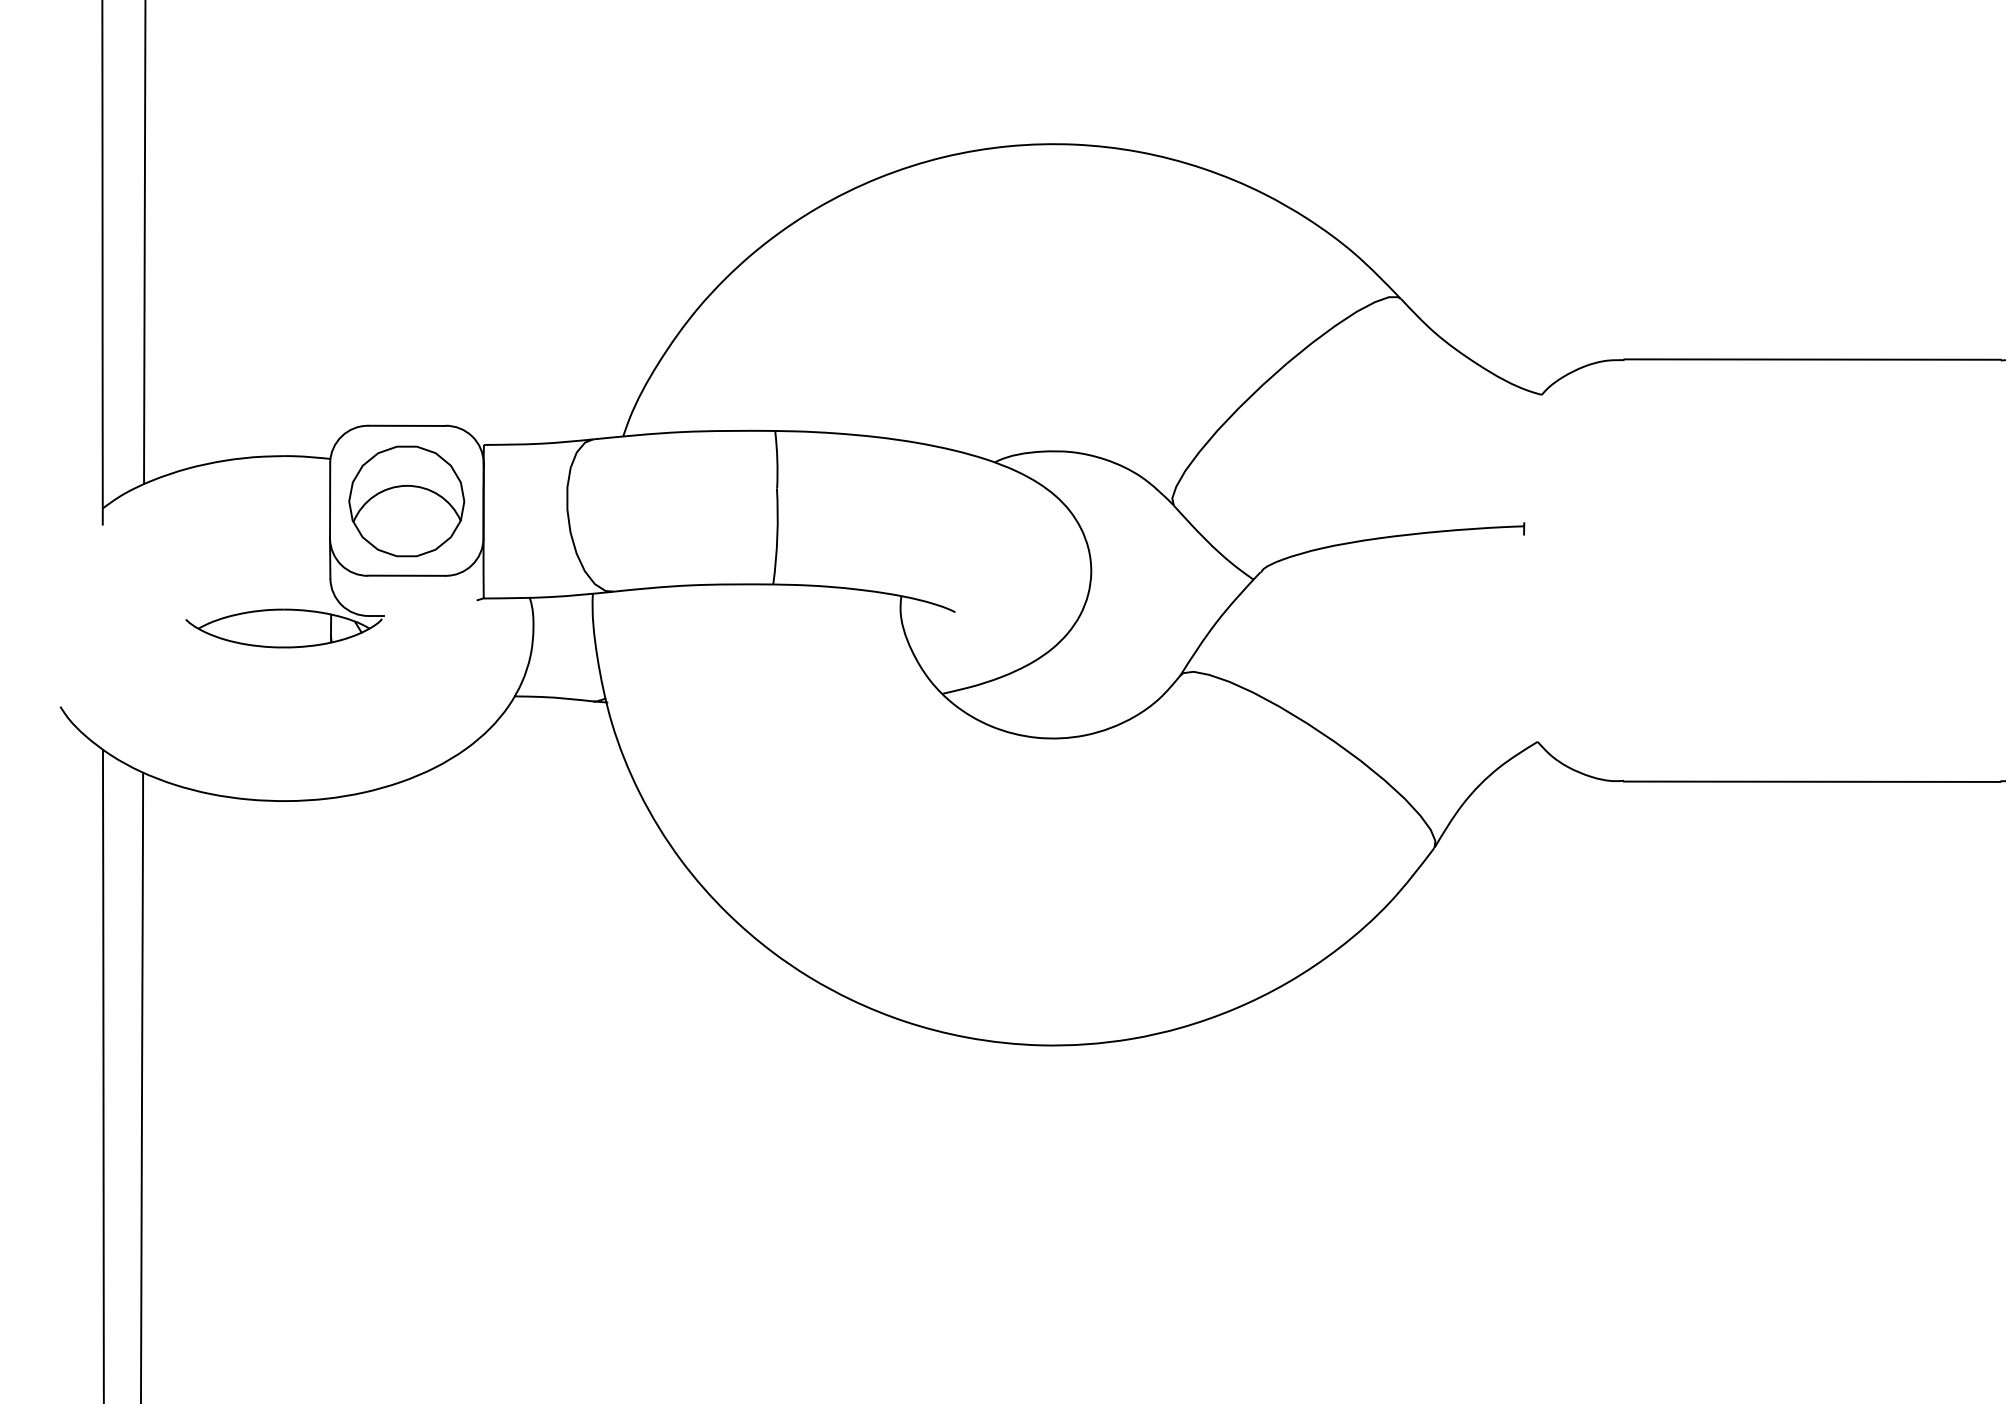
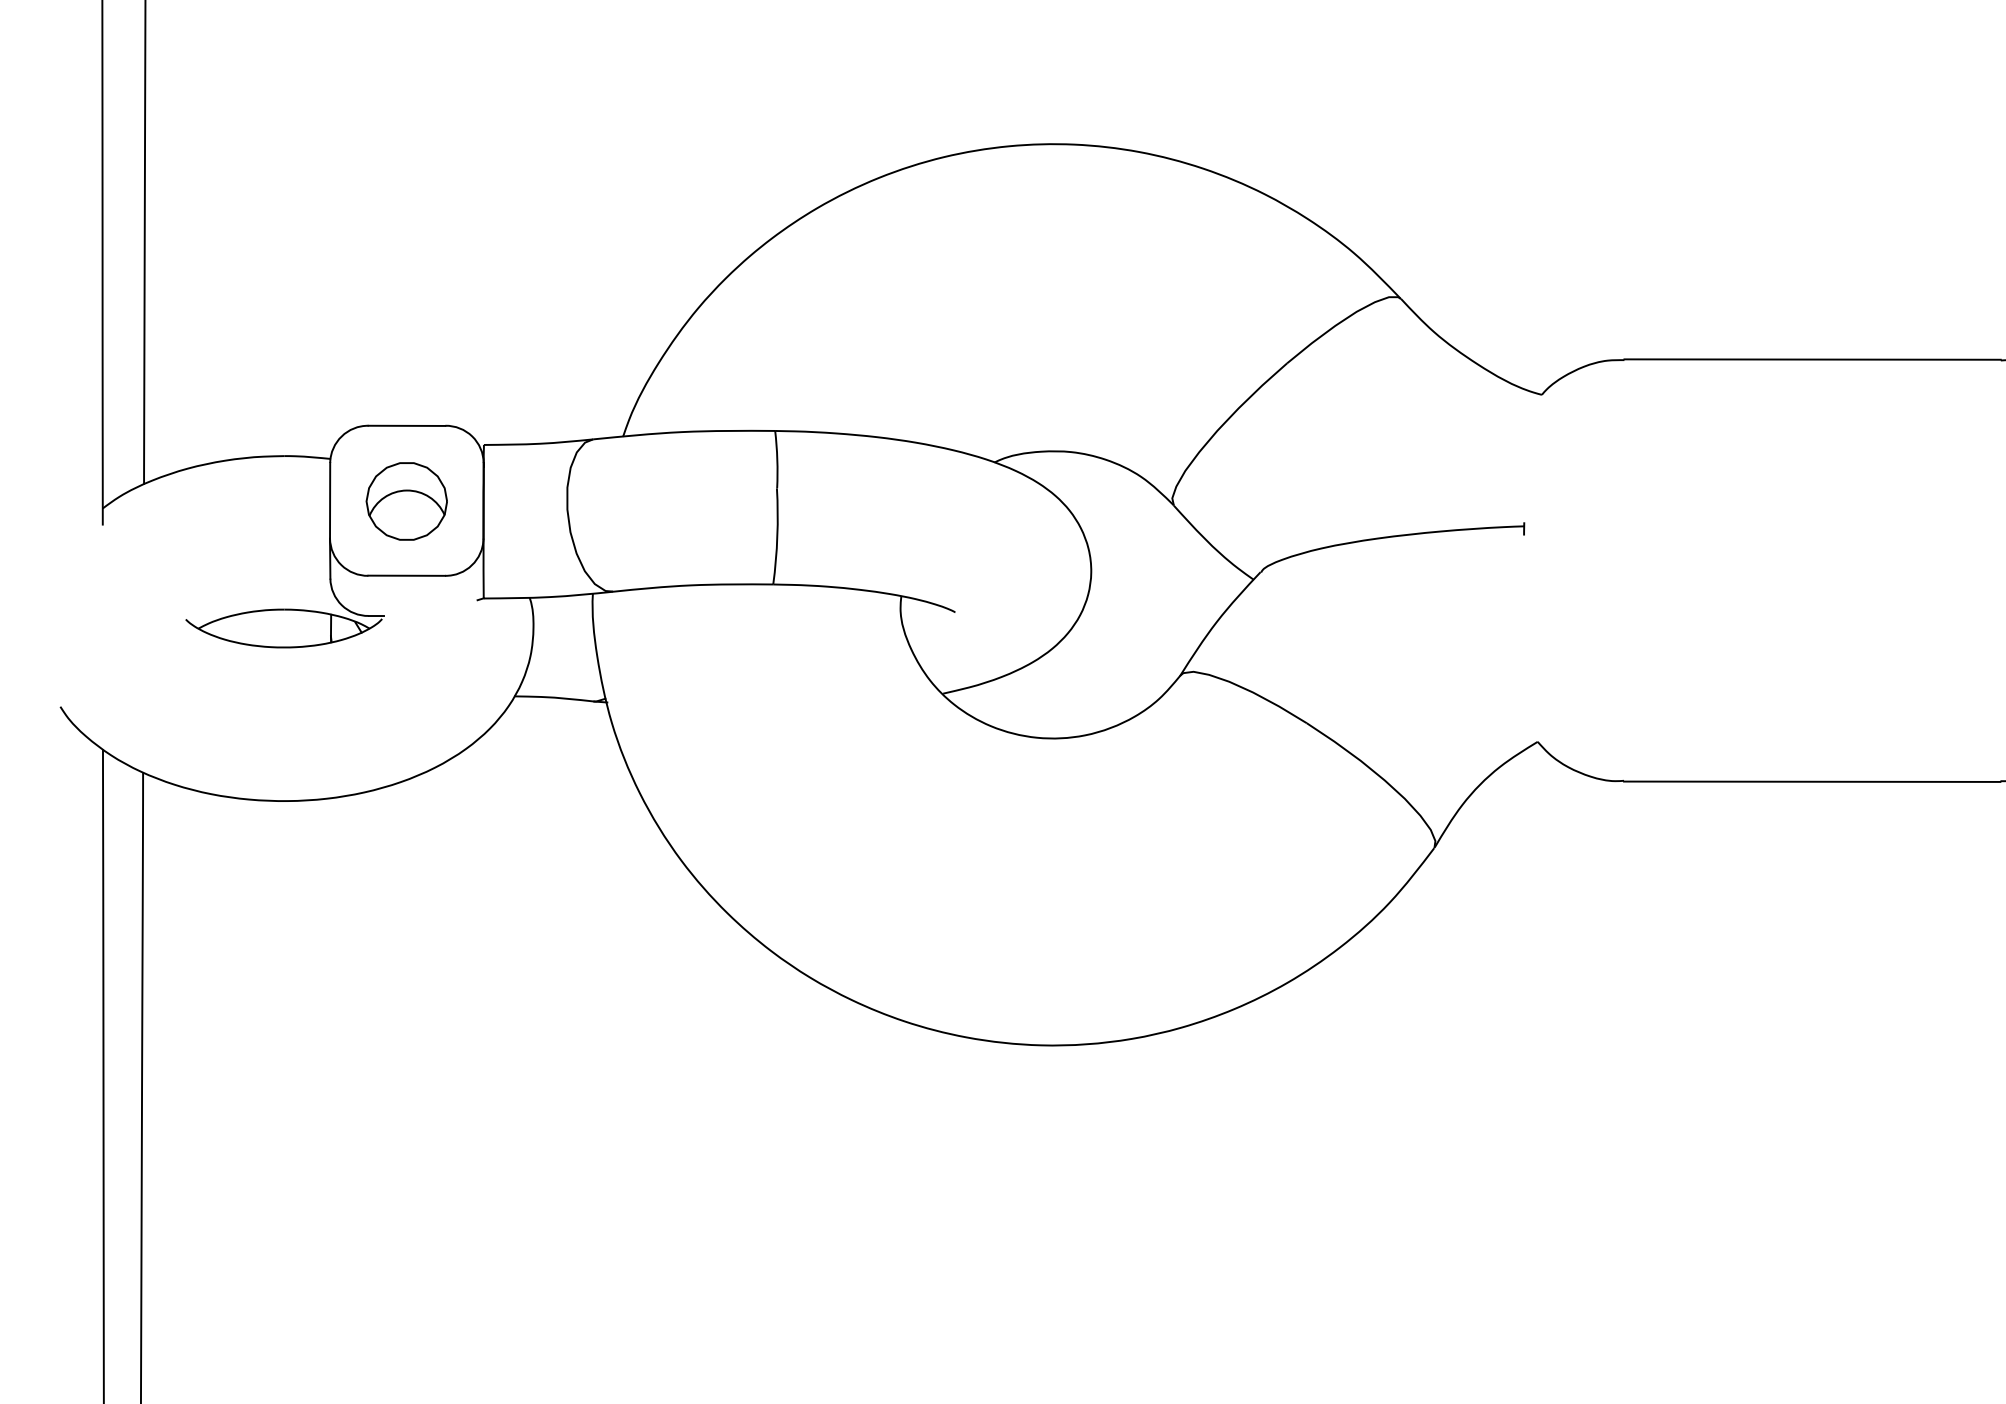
part size: 118x113 px -> 83x79 px (406, 501)
